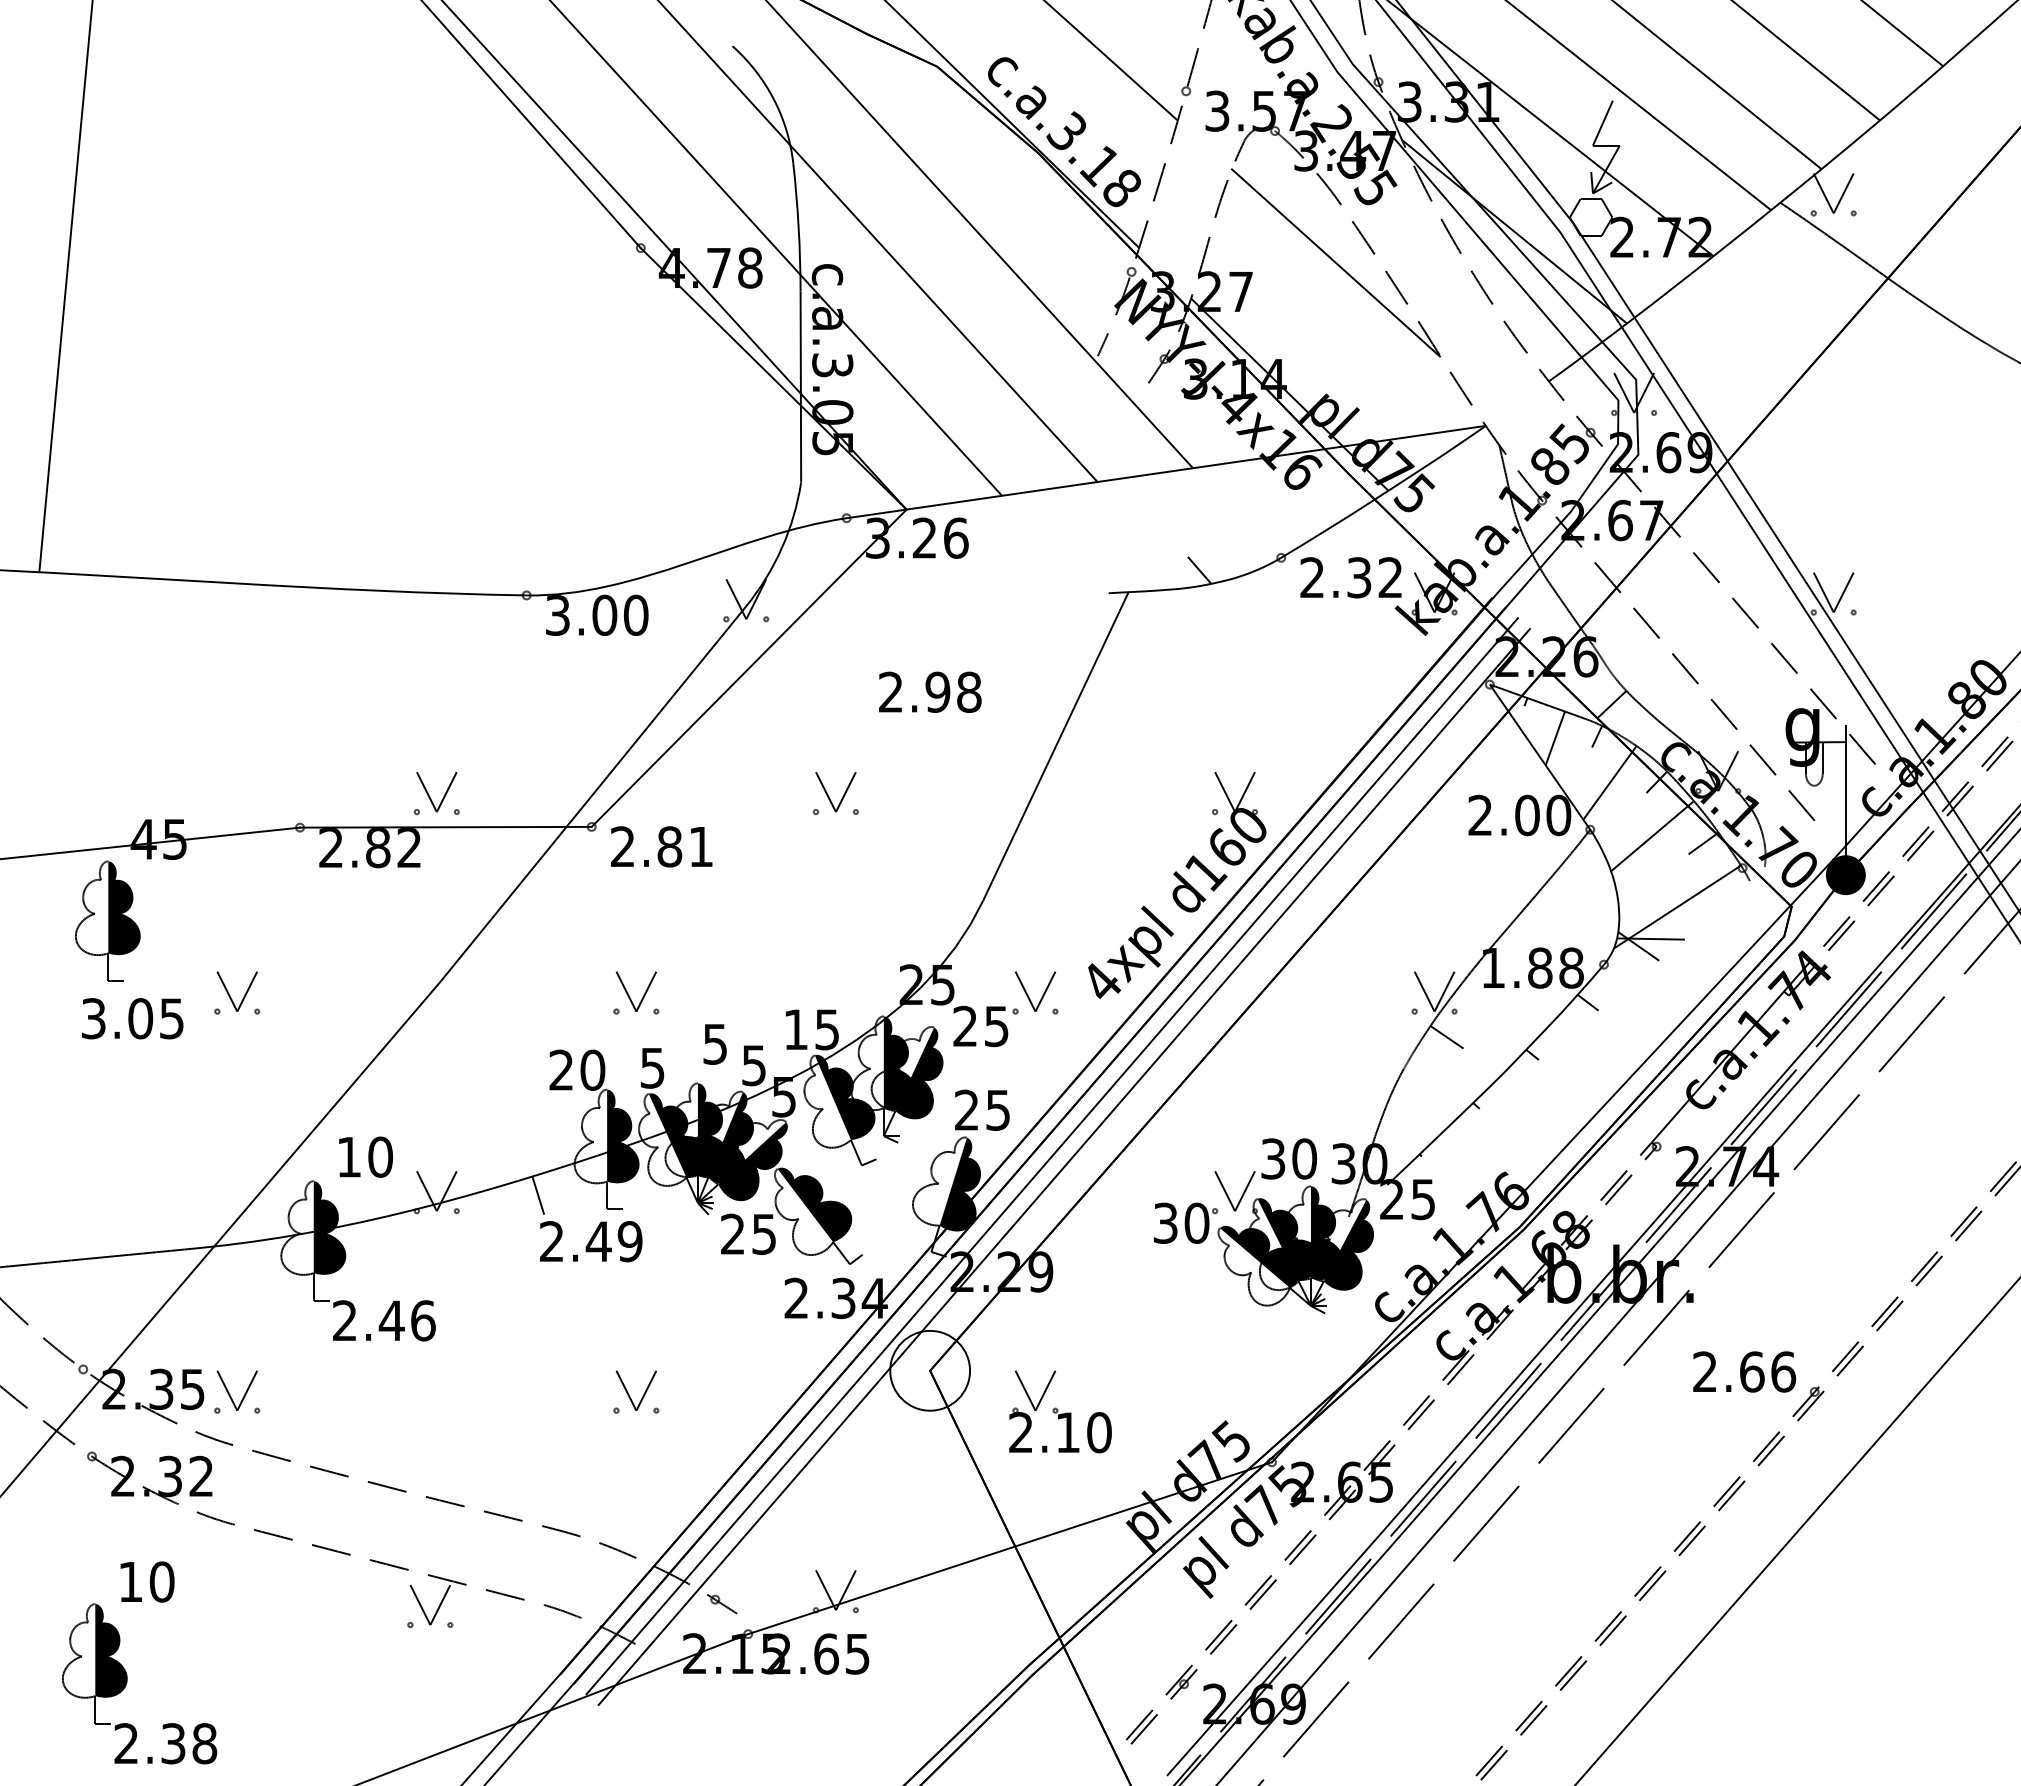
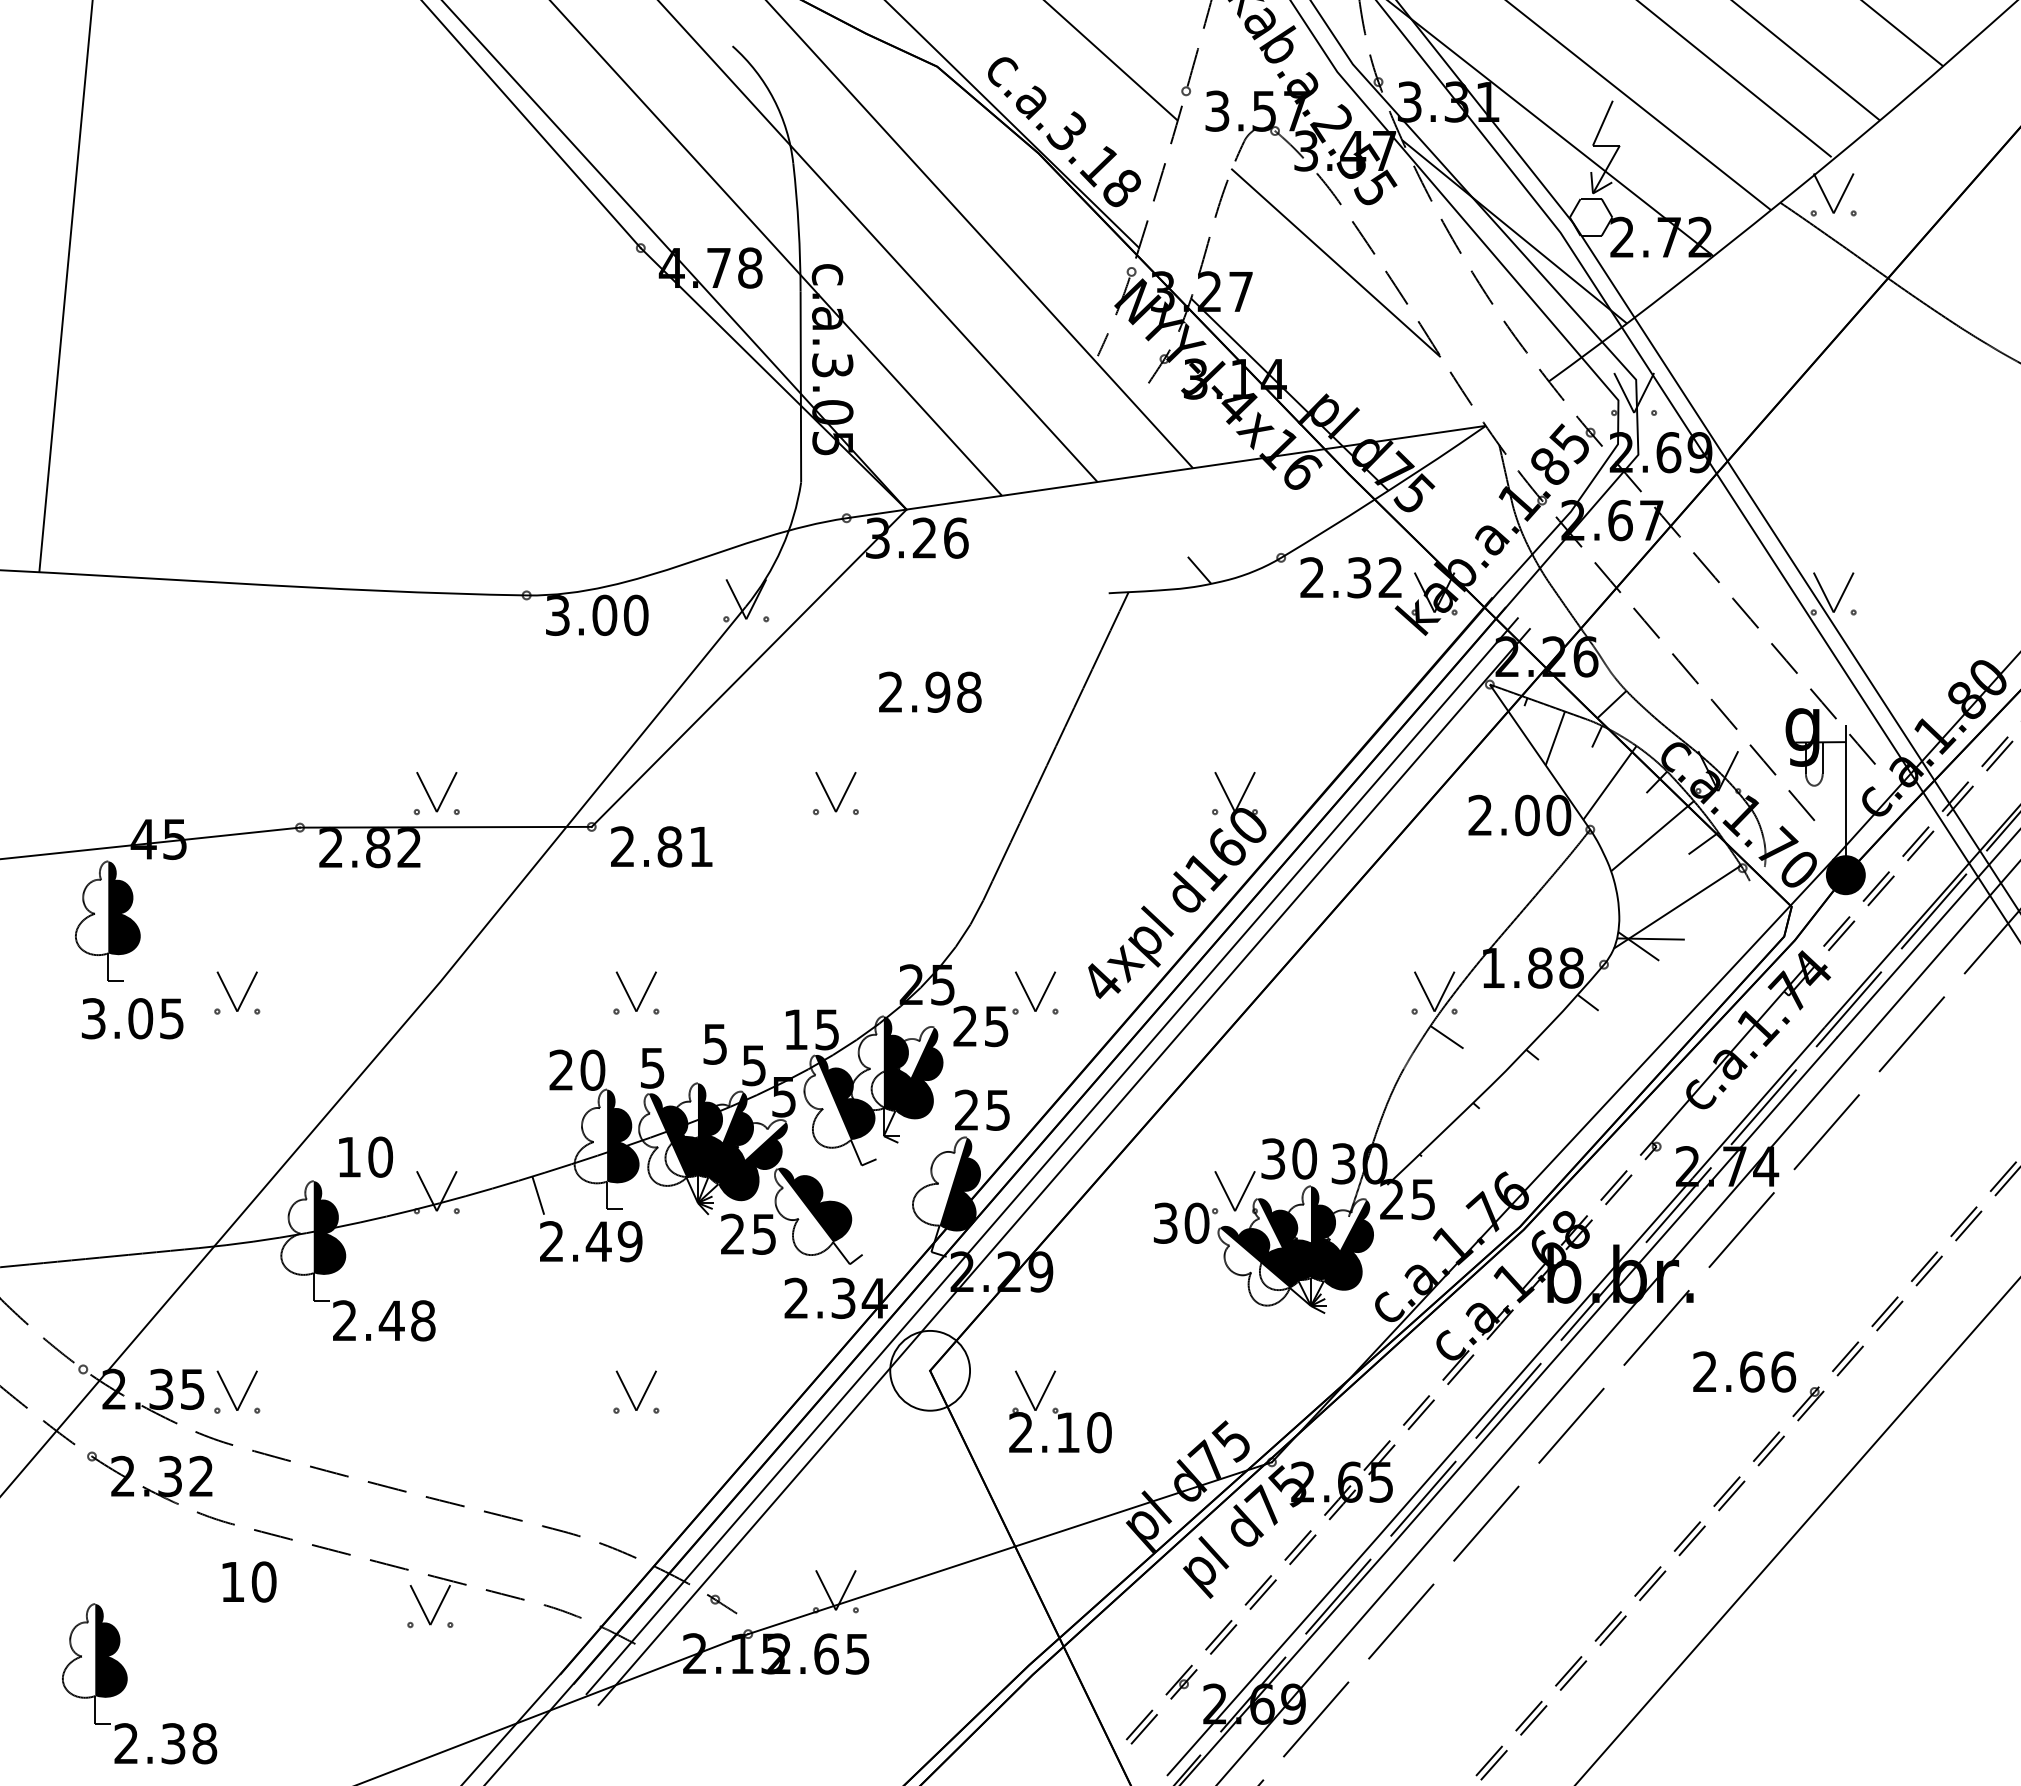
line position: (1717, 85) -> (1735, 79) (1735, 79)
text: 2.46 -> 2.48 (423, 1320)
text position: (147, 1581) -> (249, 1581) (249, 1581)
